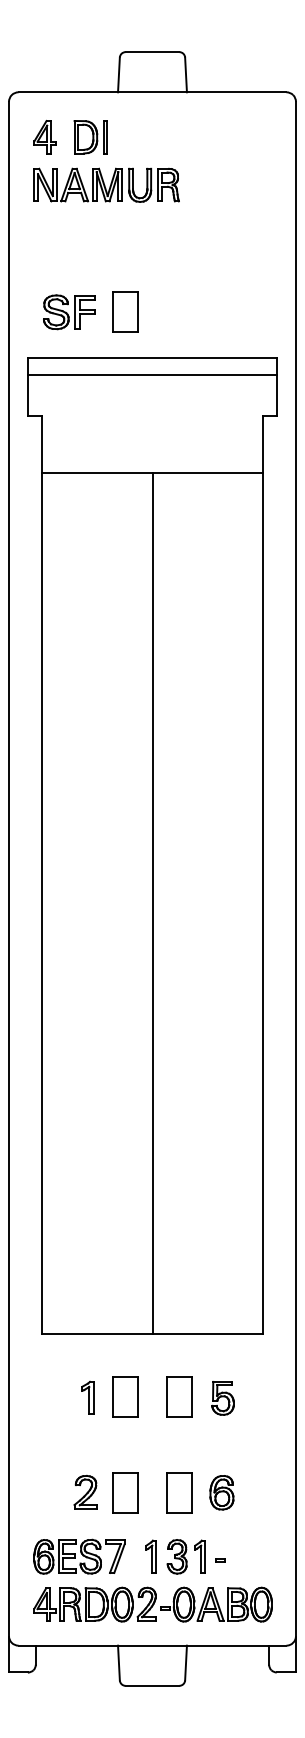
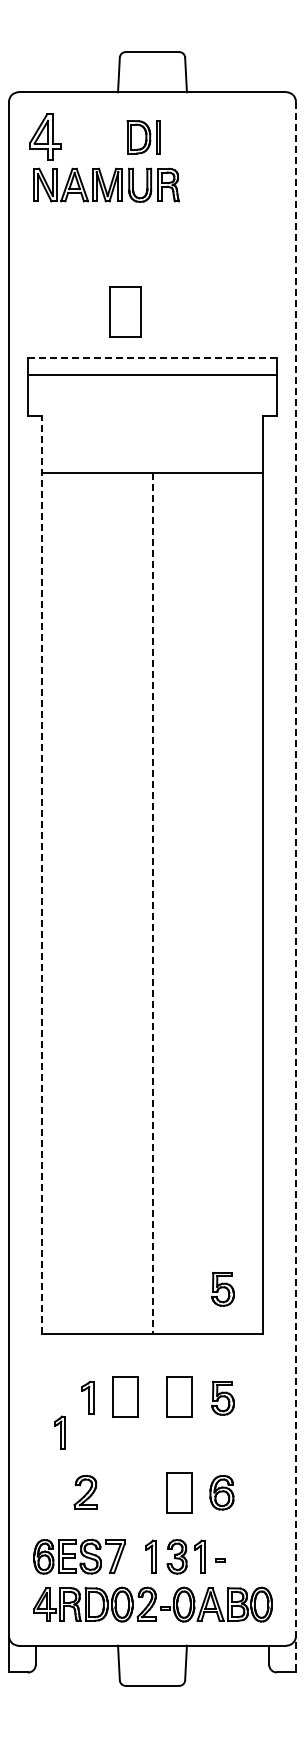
part size: 24x35 px -> 33x48 px (45, 136)
part position: (90, 137) -> (143, 137) (143, 137)
part size: 27x42 px -> 33x52 px (125, 311)
part: present -> none (69, 312)
line: solid -> dashed (153, 358)
line: solid -> dashed (41, 874)
line: solid -> dashed (295, 887)
line: solid -> dashed (152, 903)
part: none -> present (222, 1289)
part: none -> present (59, 1432)
part: present -> none (125, 1492)
